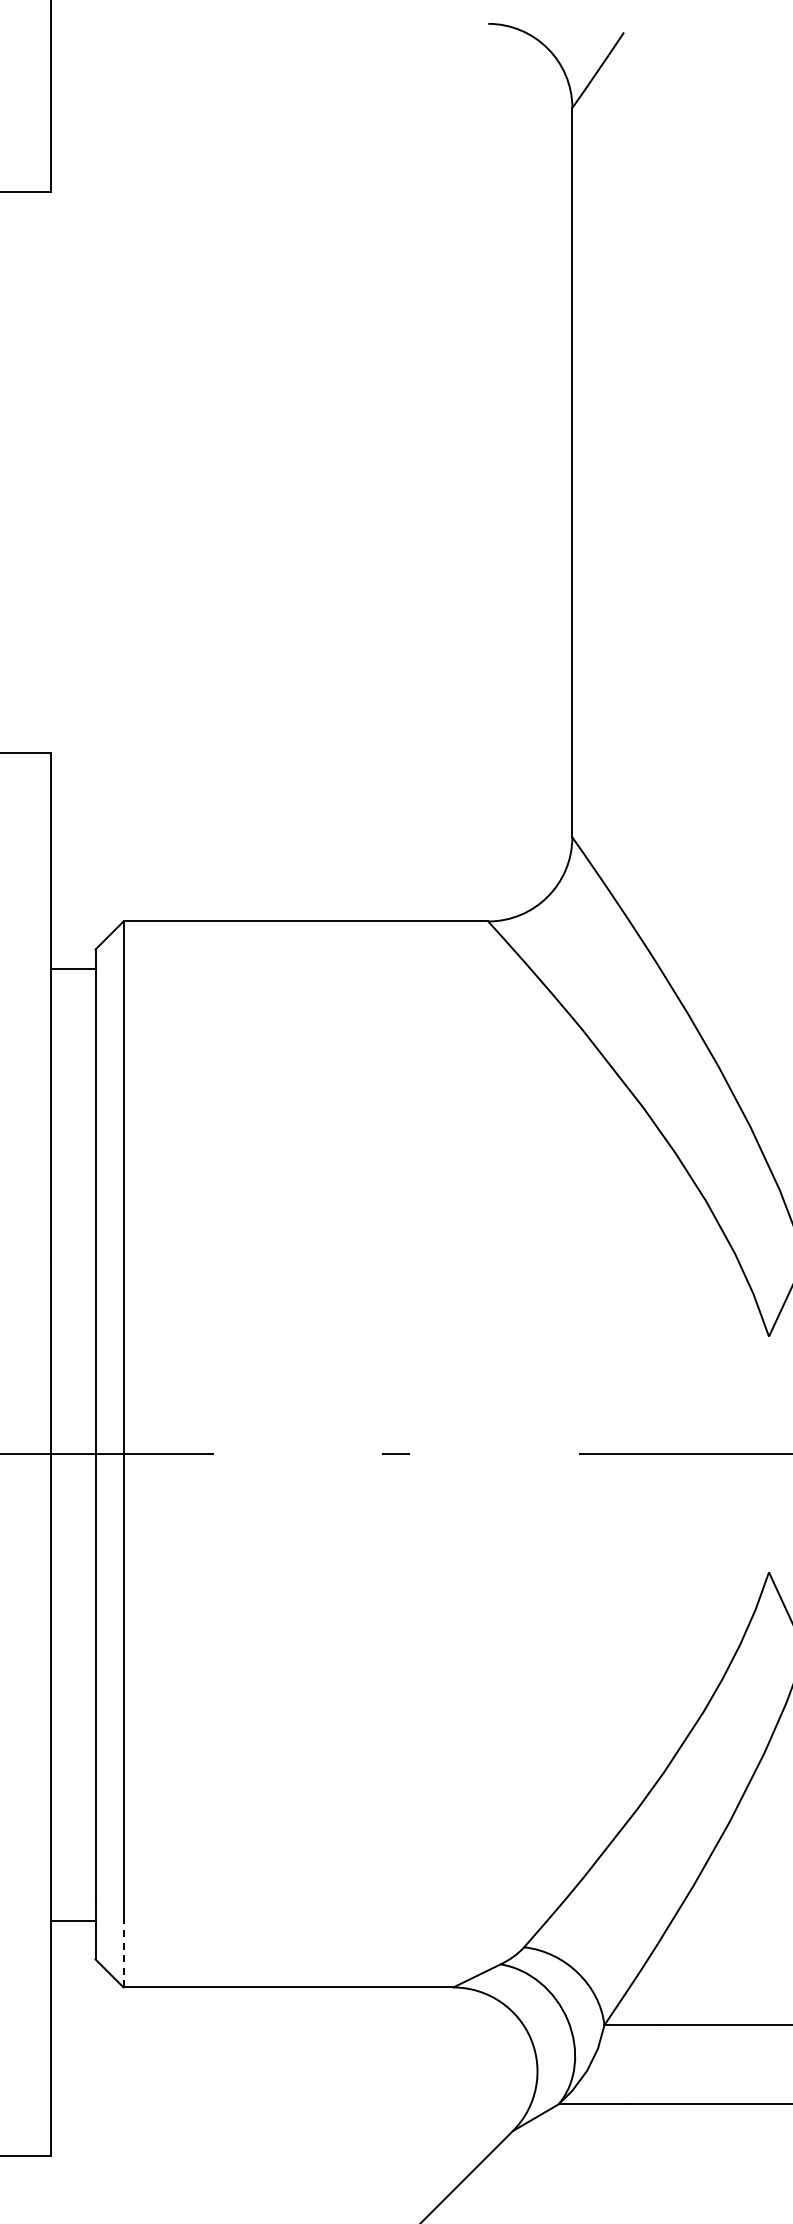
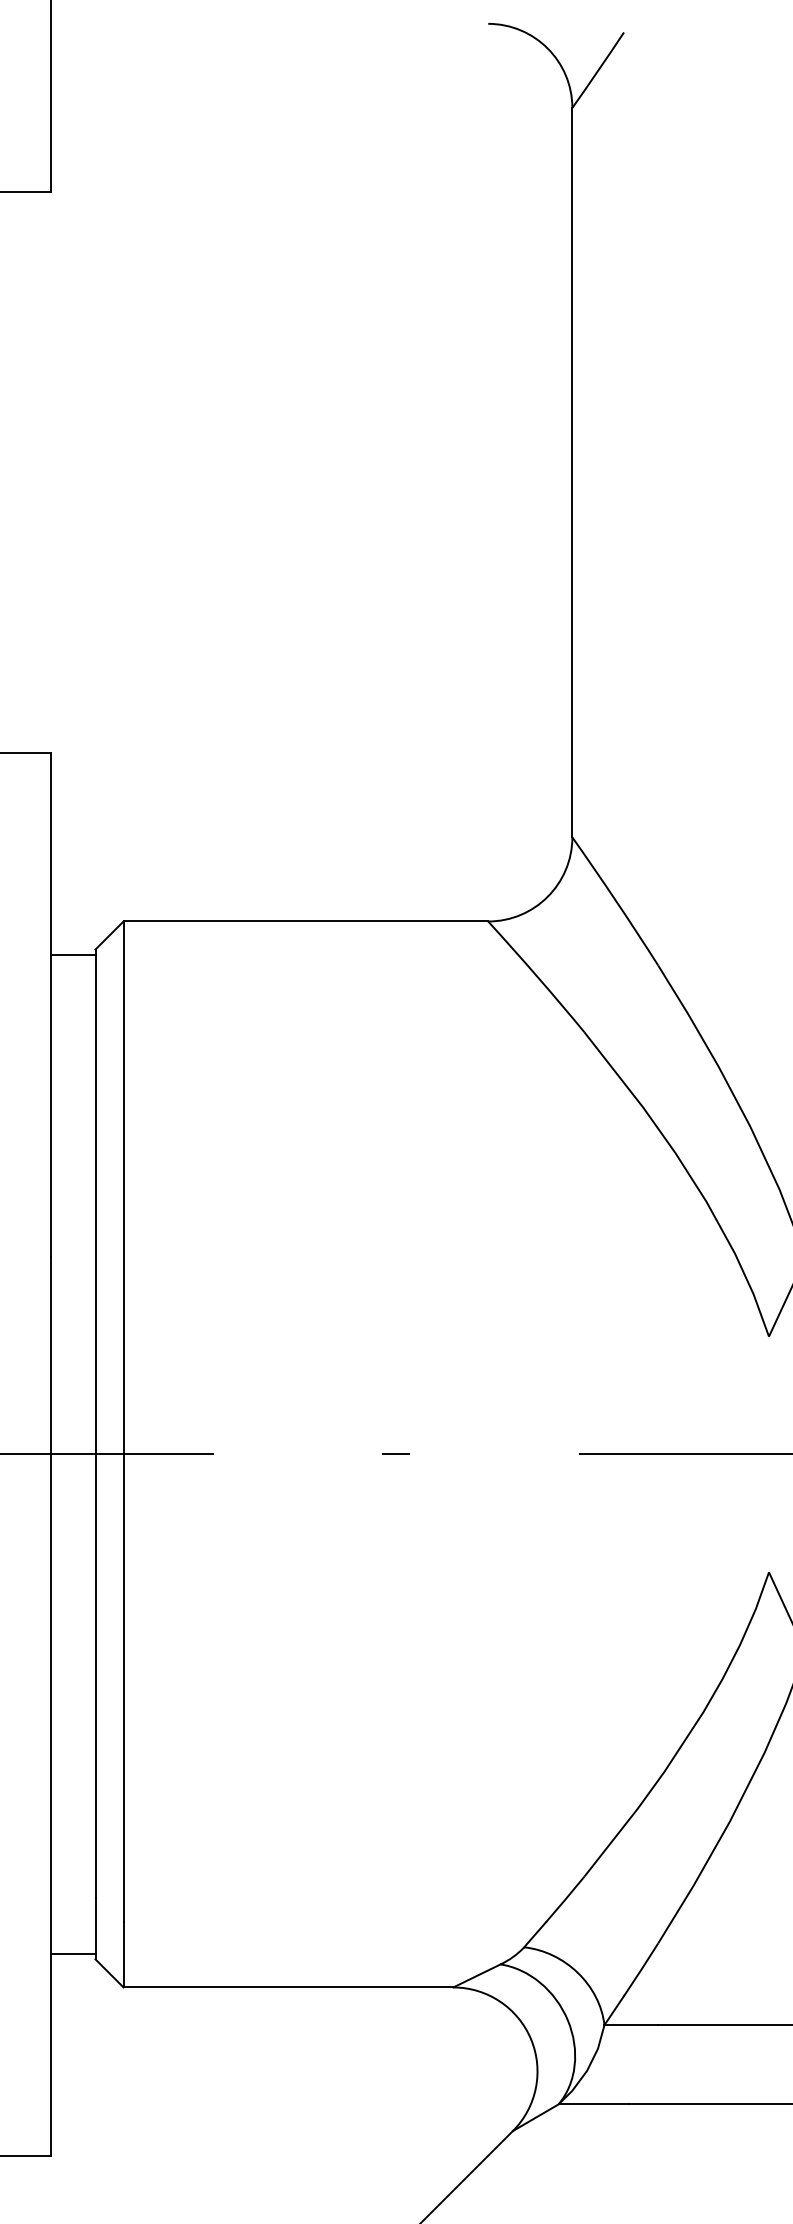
line position: (72, 969) -> (72, 955) (72, 955)
line position: (72, 1920) -> (72, 1953) (72, 1953)
line: dashed -> solid (123, 1954)
